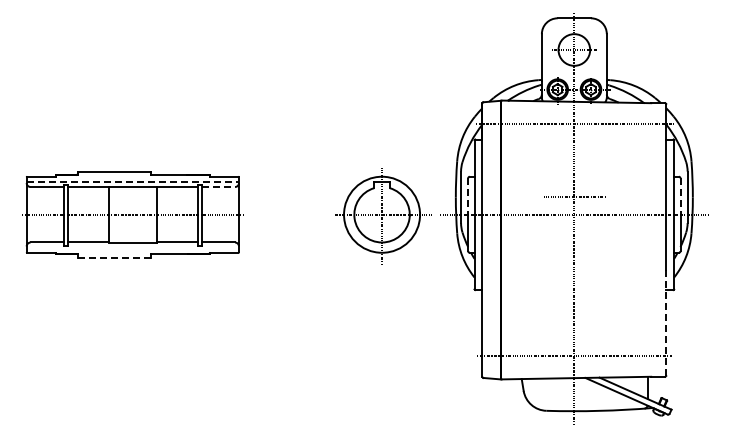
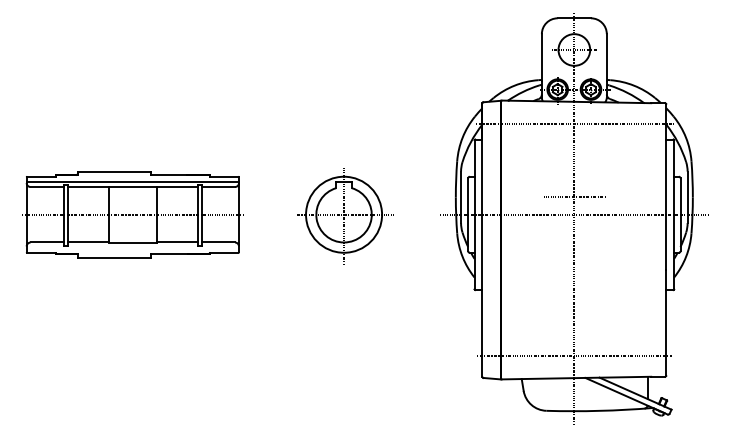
line: dashed -> solid (133, 181)
line: dashed -> solid (219, 187)
line: dashed -> solid (468, 197)
line: dashed -> solid (680, 197)
part position: (383, 216) -> (345, 216) (345, 216)
line: dashed -> solid (115, 257)
line: dashed -> solid (666, 323)
